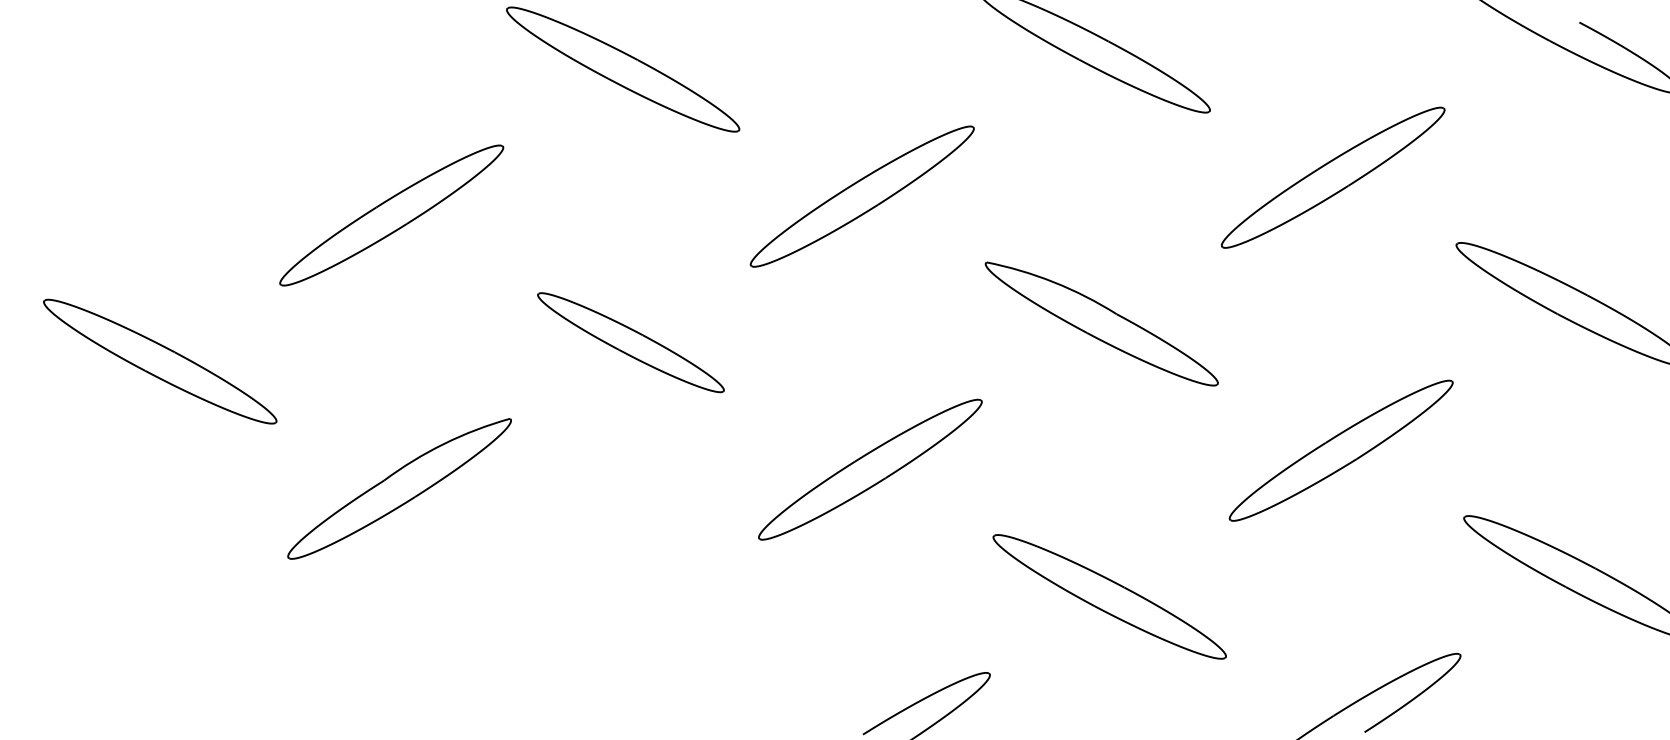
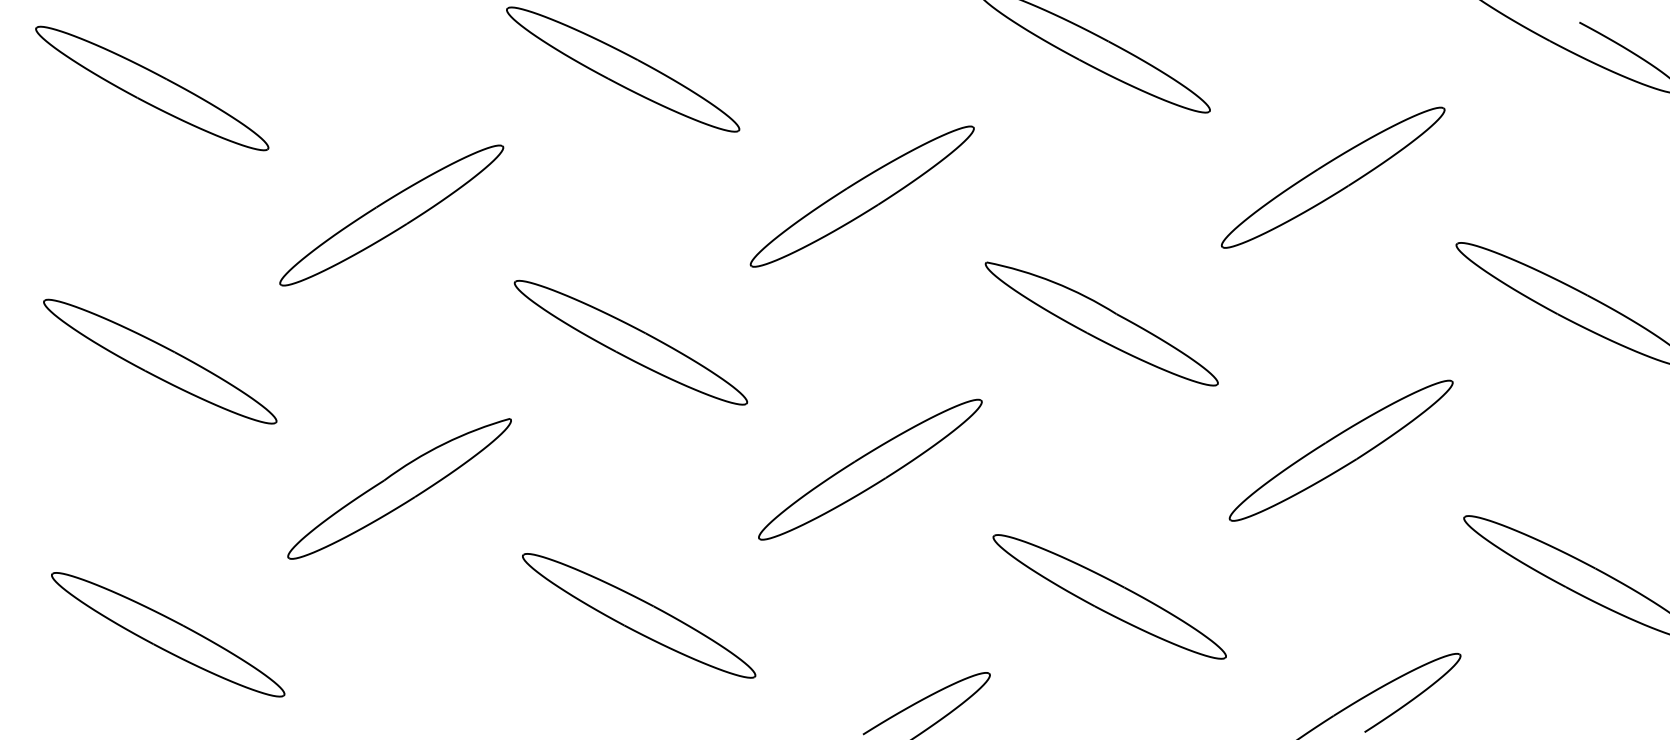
part: none -> present (152, 88)
part size: 188x102 px -> 236x127 px (630, 342)
part: none -> present (639, 615)
part: none -> present (168, 634)
